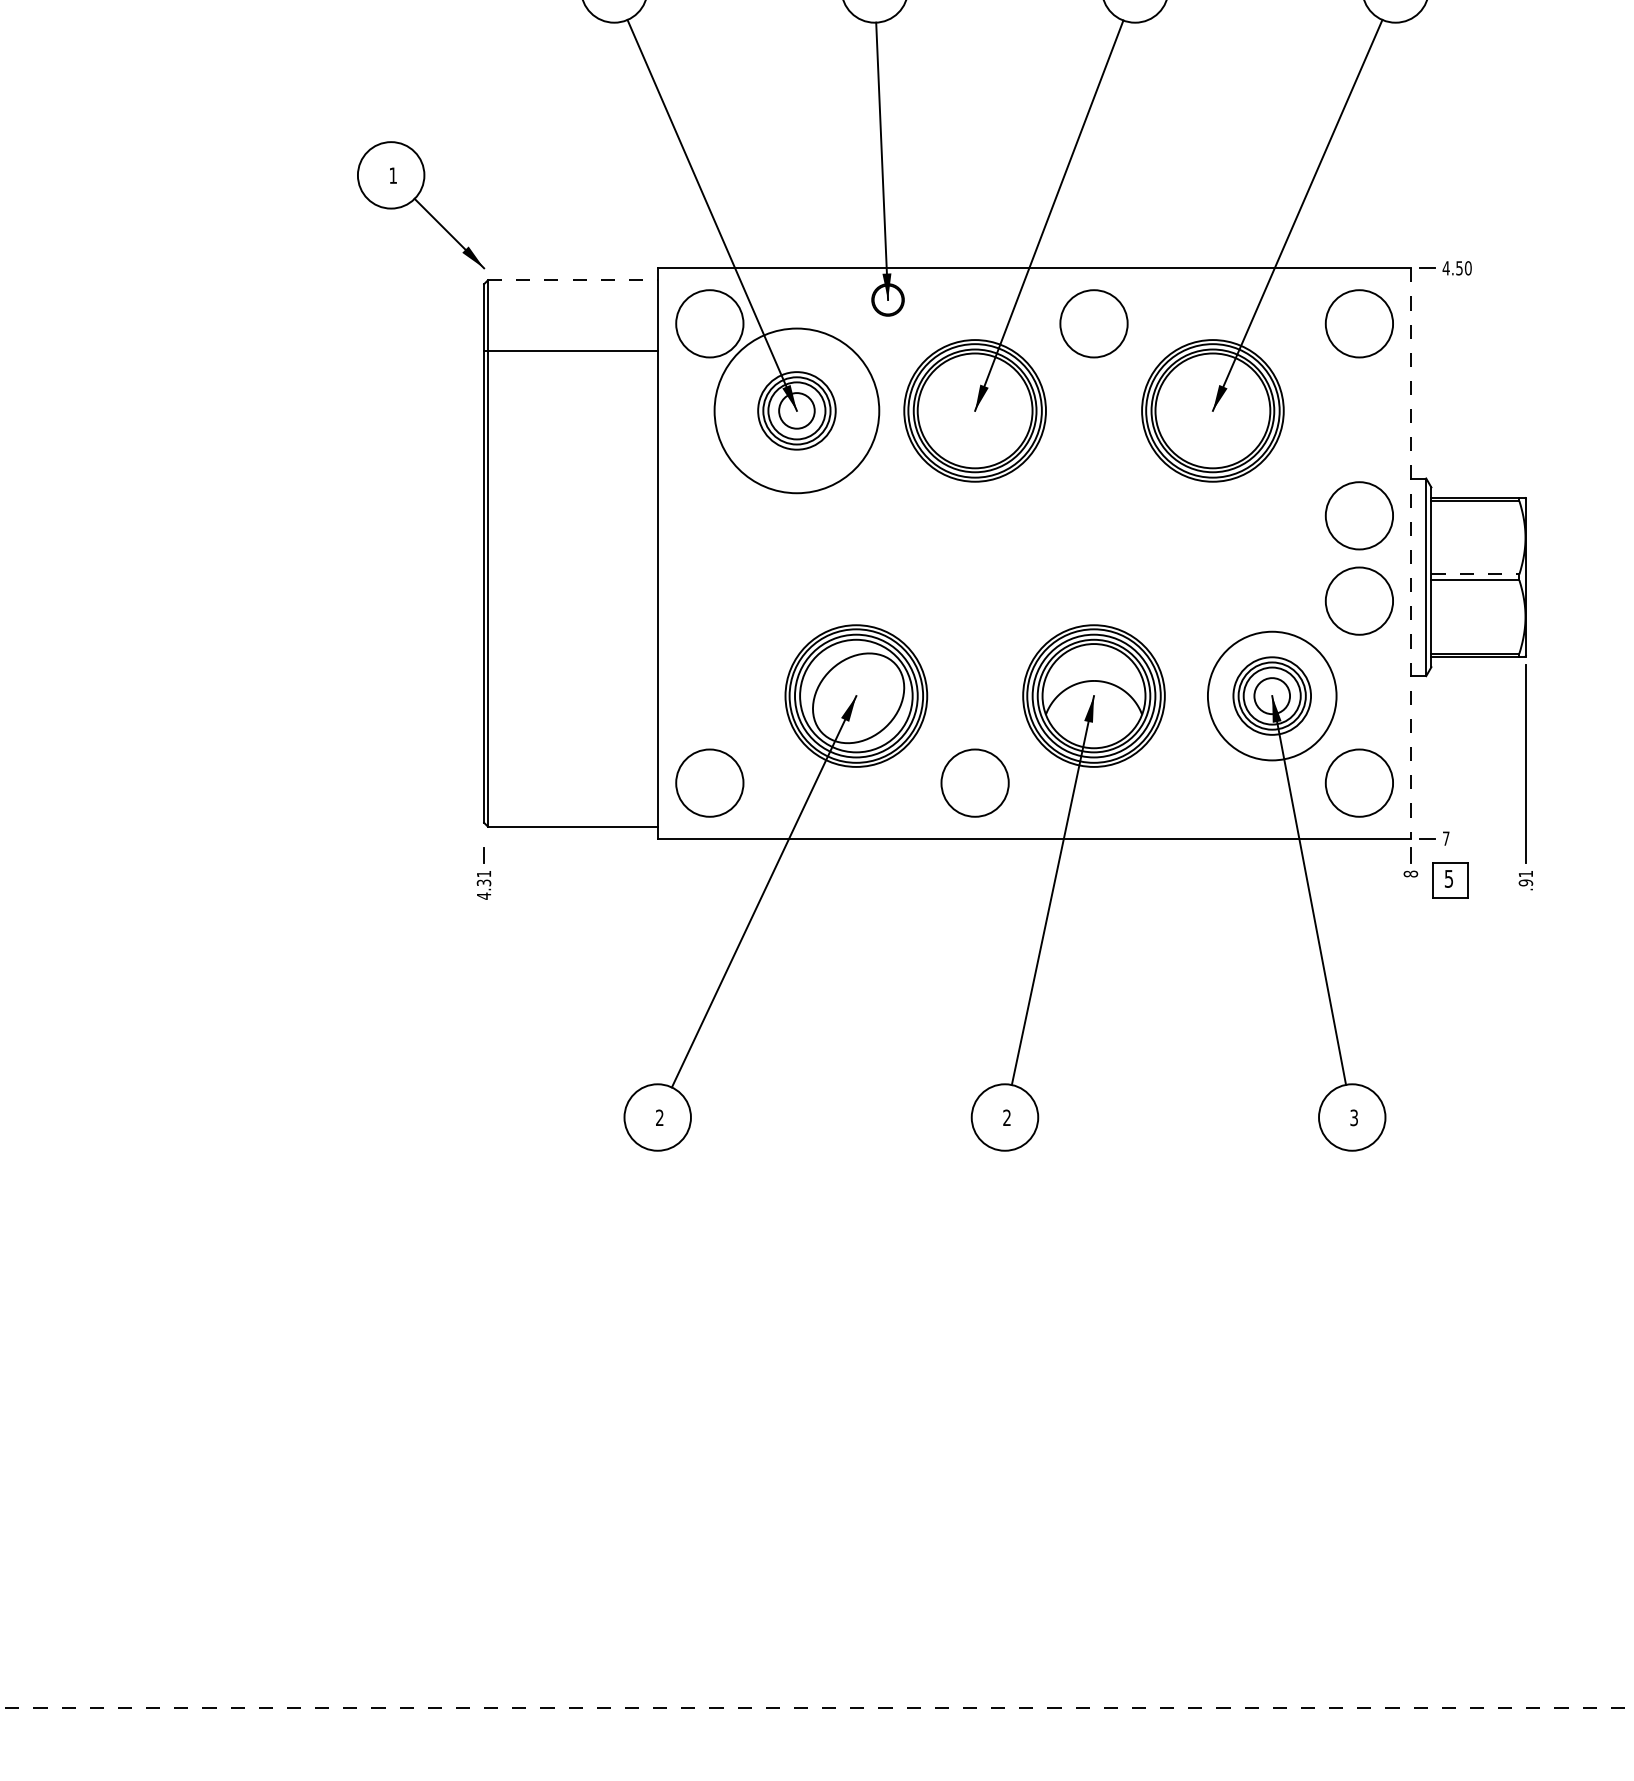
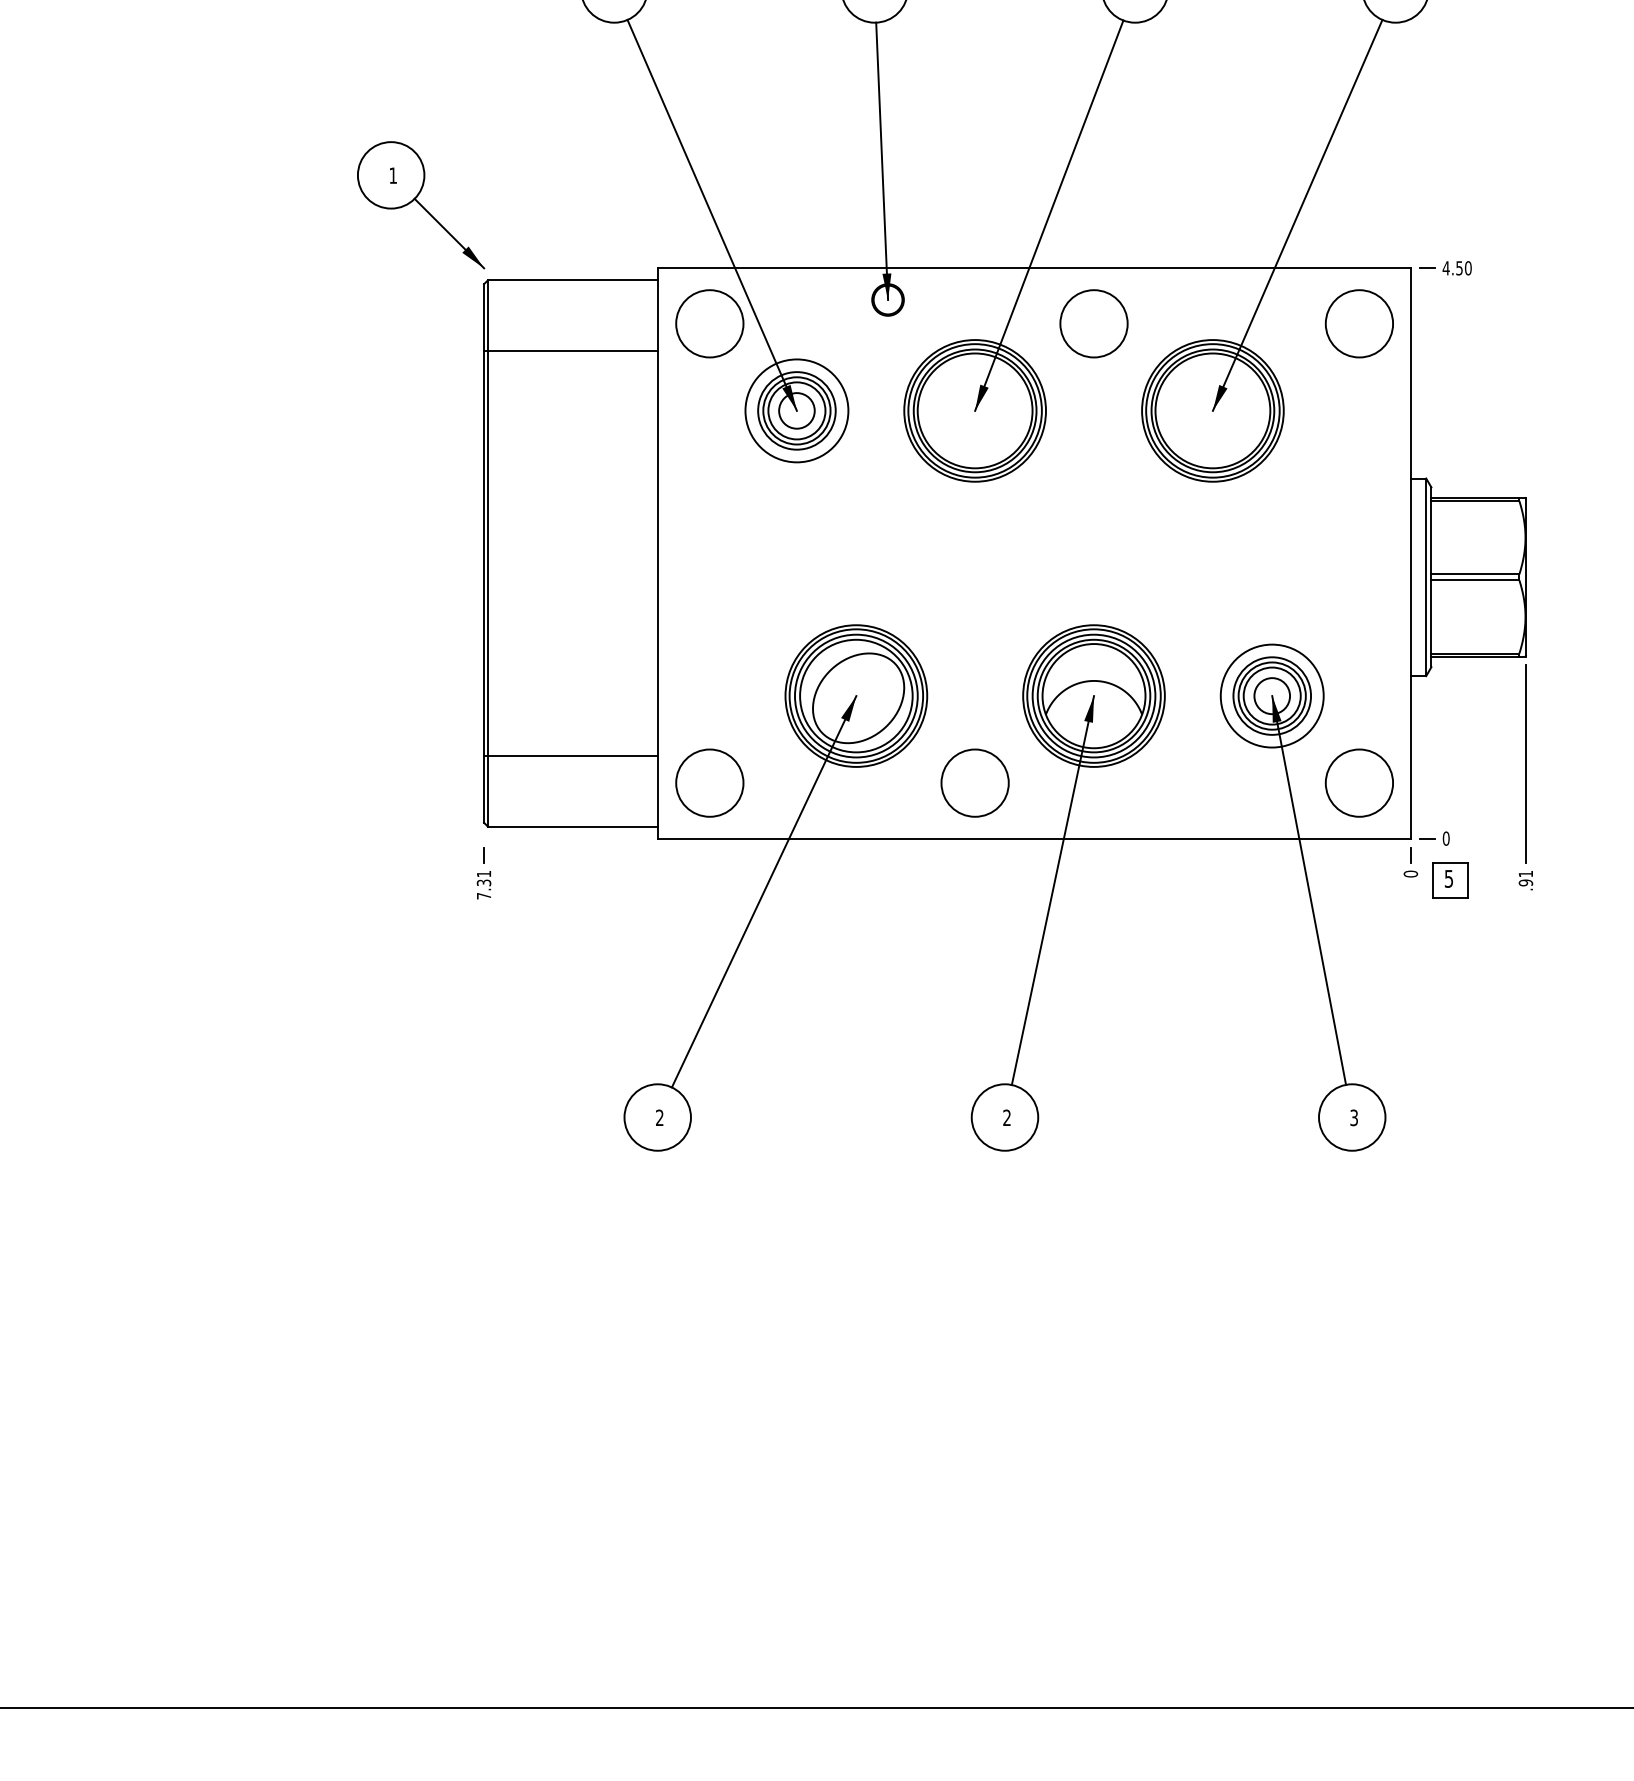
line: dashed -> solid (573, 280)
circle diameter: 165 px -> 103 px (796, 410)
circle: present -> none (1358, 515)
line: dashed -> solid (1410, 554)
line: dashed -> solid (1475, 574)
circle: present -> none (1358, 600)
circle diameter: 129 px -> 103 px (1271, 695)
line: none -> present (571, 755)
text: 7 -> 0 (1445, 838)
text: 8 -> 0 (1410, 873)
text: 4.31 -> 7.31 (484, 895)
line: dashed -> solid (817, 1708)
